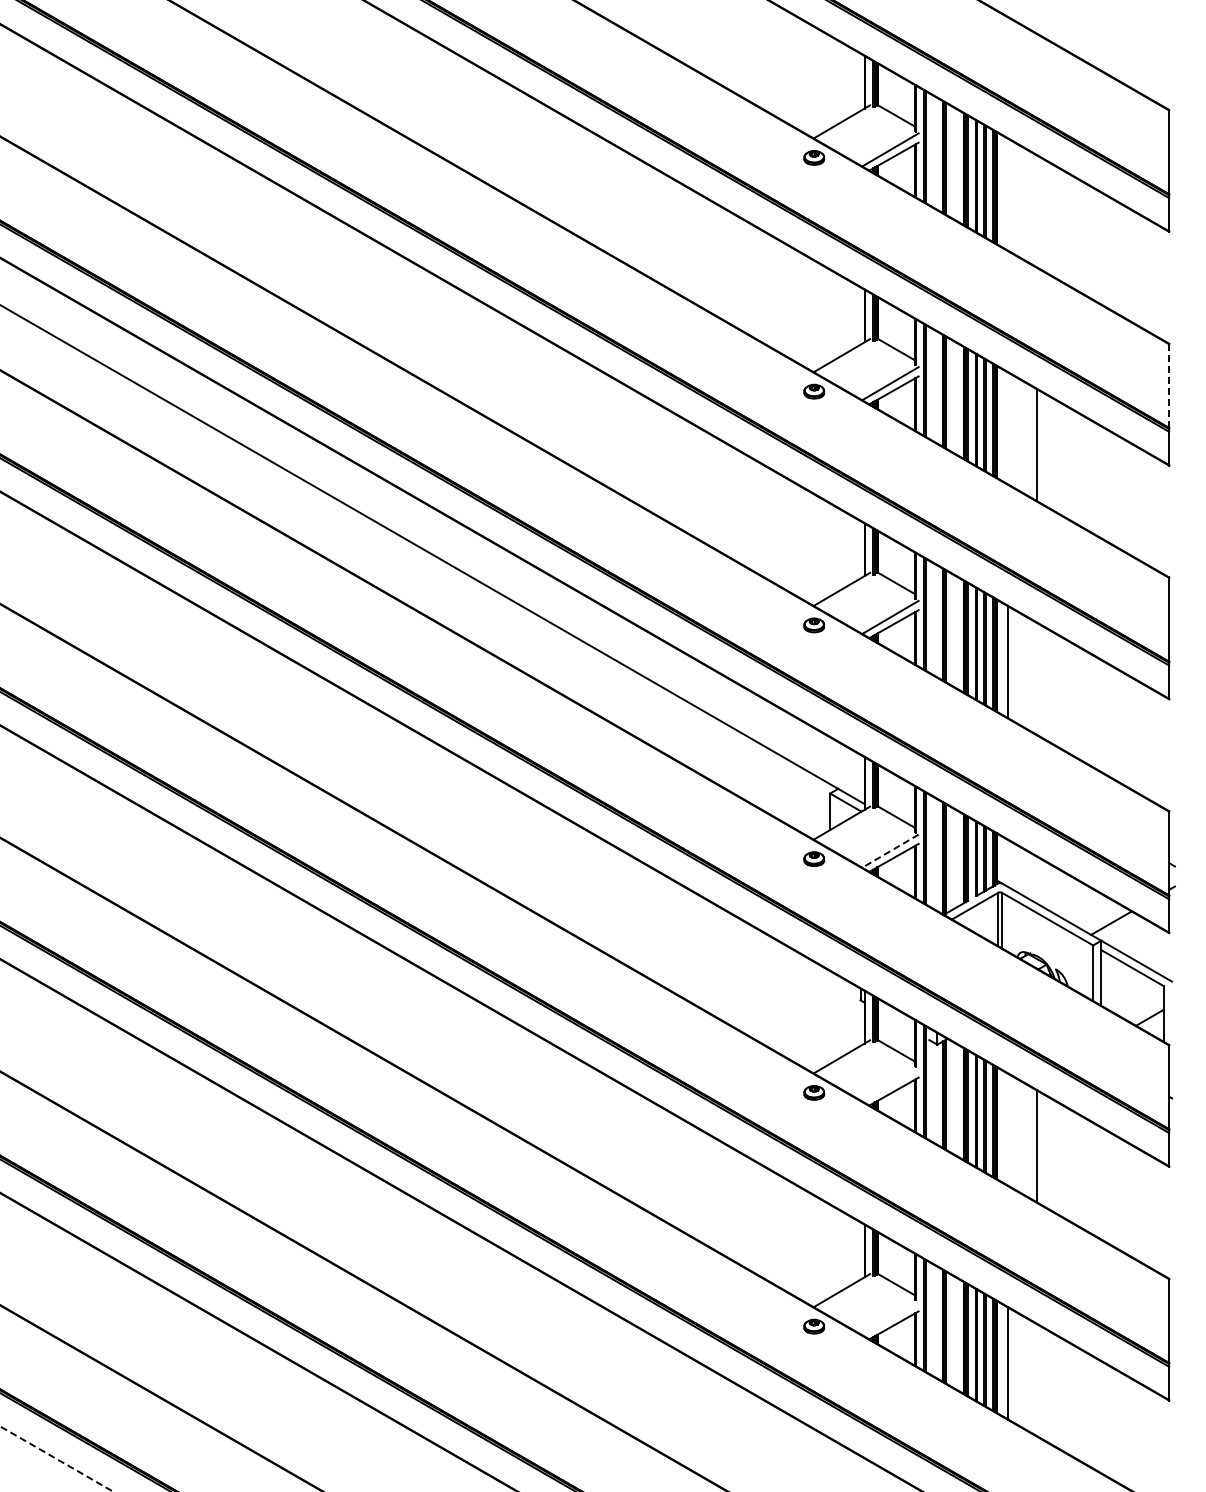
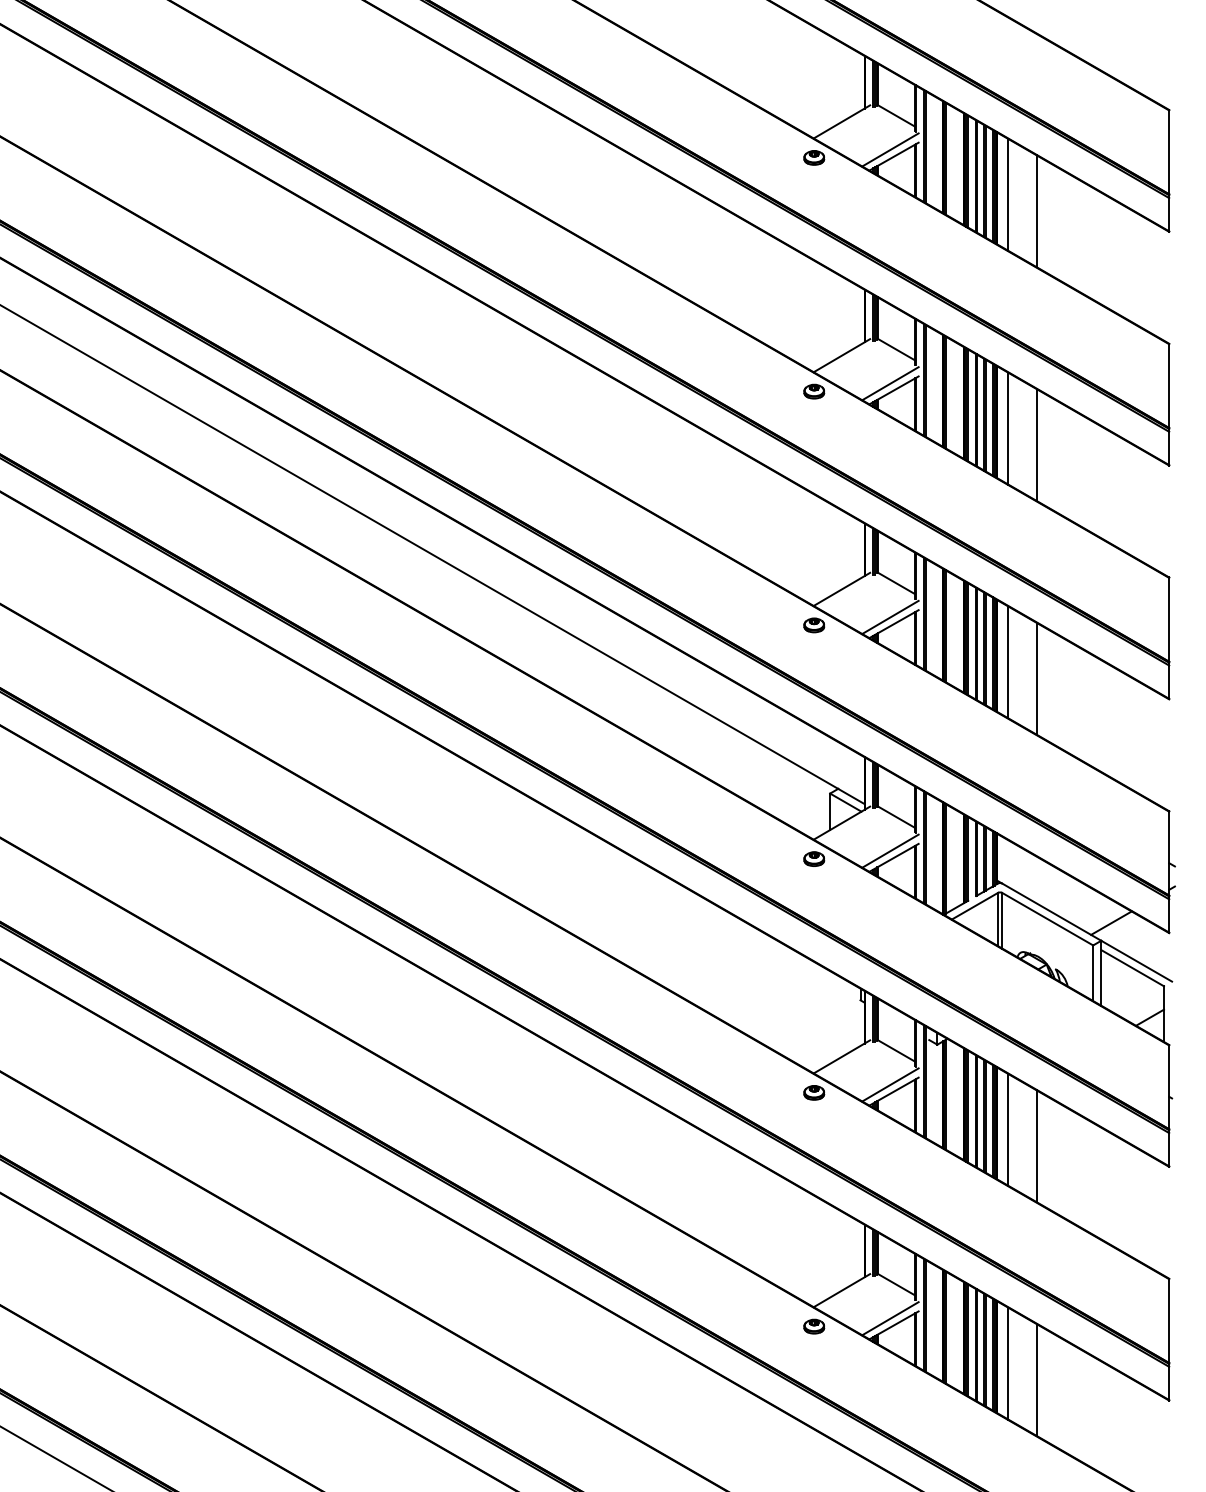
line: none -> present (1008, 194)
line: none -> present (1036, 211)
line: dashed -> solid (1169, 386)
line: none -> present (1008, 428)
line: none -> present (1036, 678)
line: dashed -> solid (890, 851)
line: none -> present (890, 1084)
line: none -> present (1008, 1129)
line: none -> present (890, 1318)
line: none -> present (1036, 1379)
line: dashed -> solid (56, 1458)
